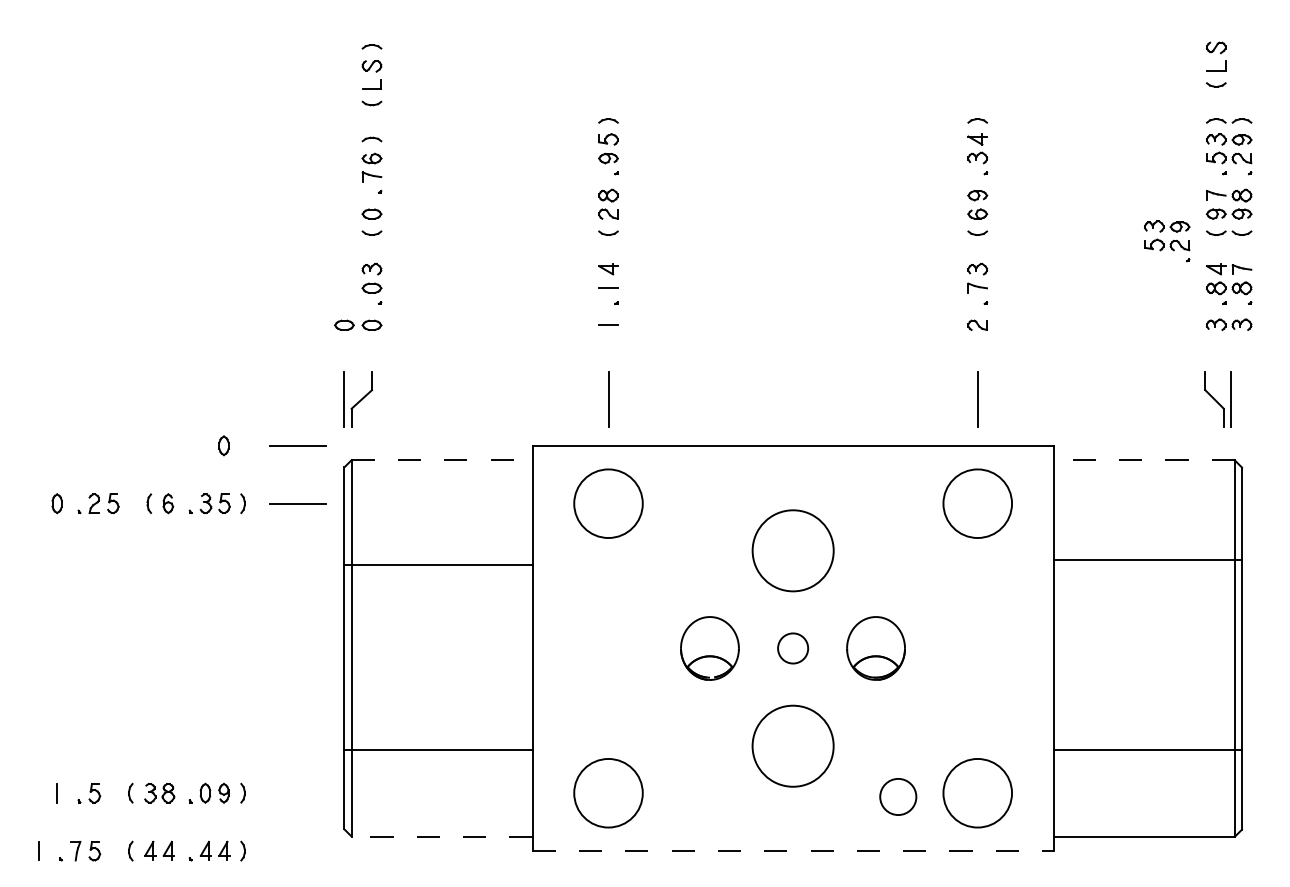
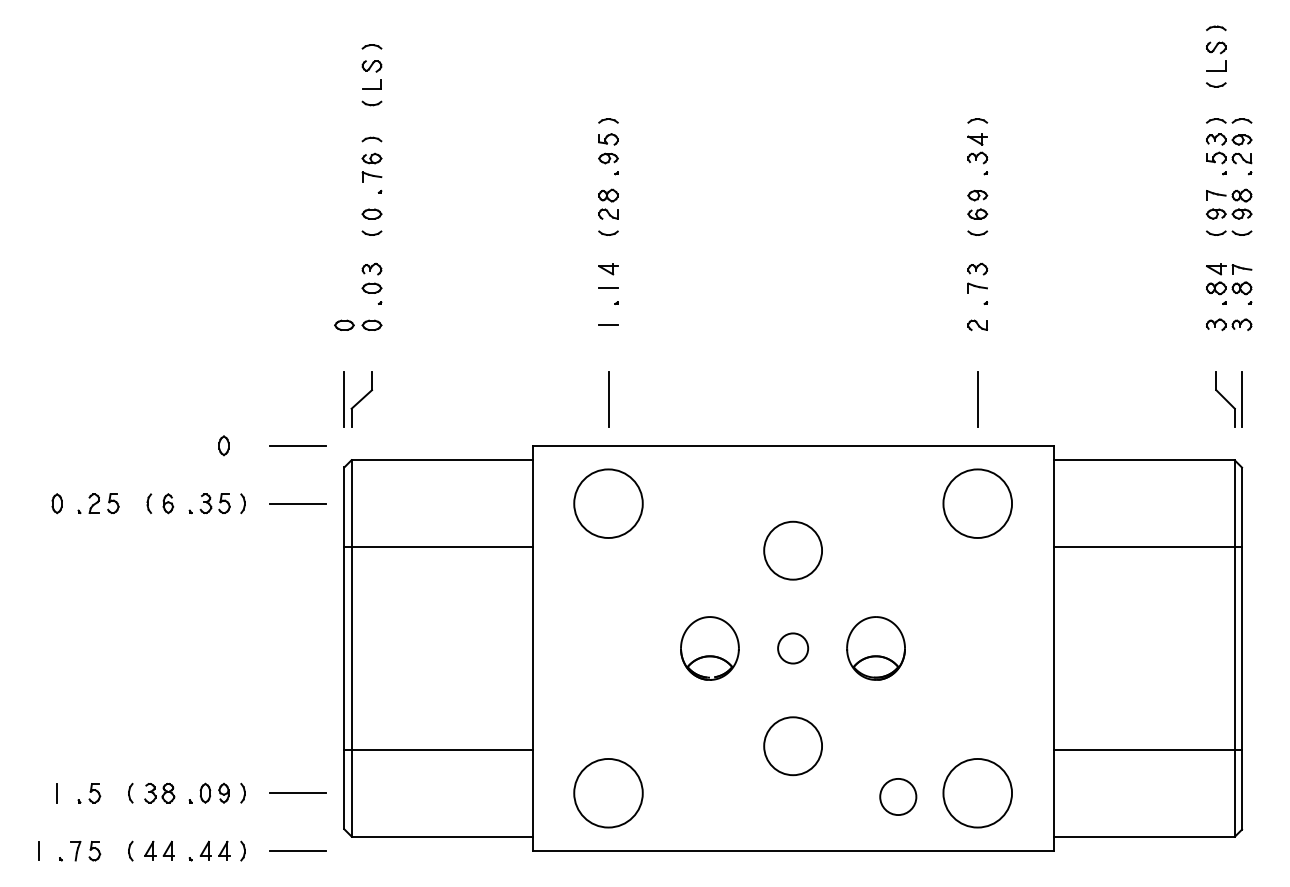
part: none -> present (1216, 28)
part: present -> none (1167, 241)
part position: (1217, 399) -> (1228, 399) (1228, 399)
line: dashed -> solid (442, 460)
line: dashed -> solid (1143, 460)
circle size: 84x84 px -> 60x61 px (792, 550)
line position: (1147, 560) -> (1147, 547) (1147, 547)
line position: (438, 565) -> (438, 547) (438, 547)
circle diameter: 81 px -> 58 px (793, 746)
line: none -> present (297, 793)
line: dashed -> solid (441, 836)
line: none -> present (297, 851)
line: dashed -> solid (793, 851)
